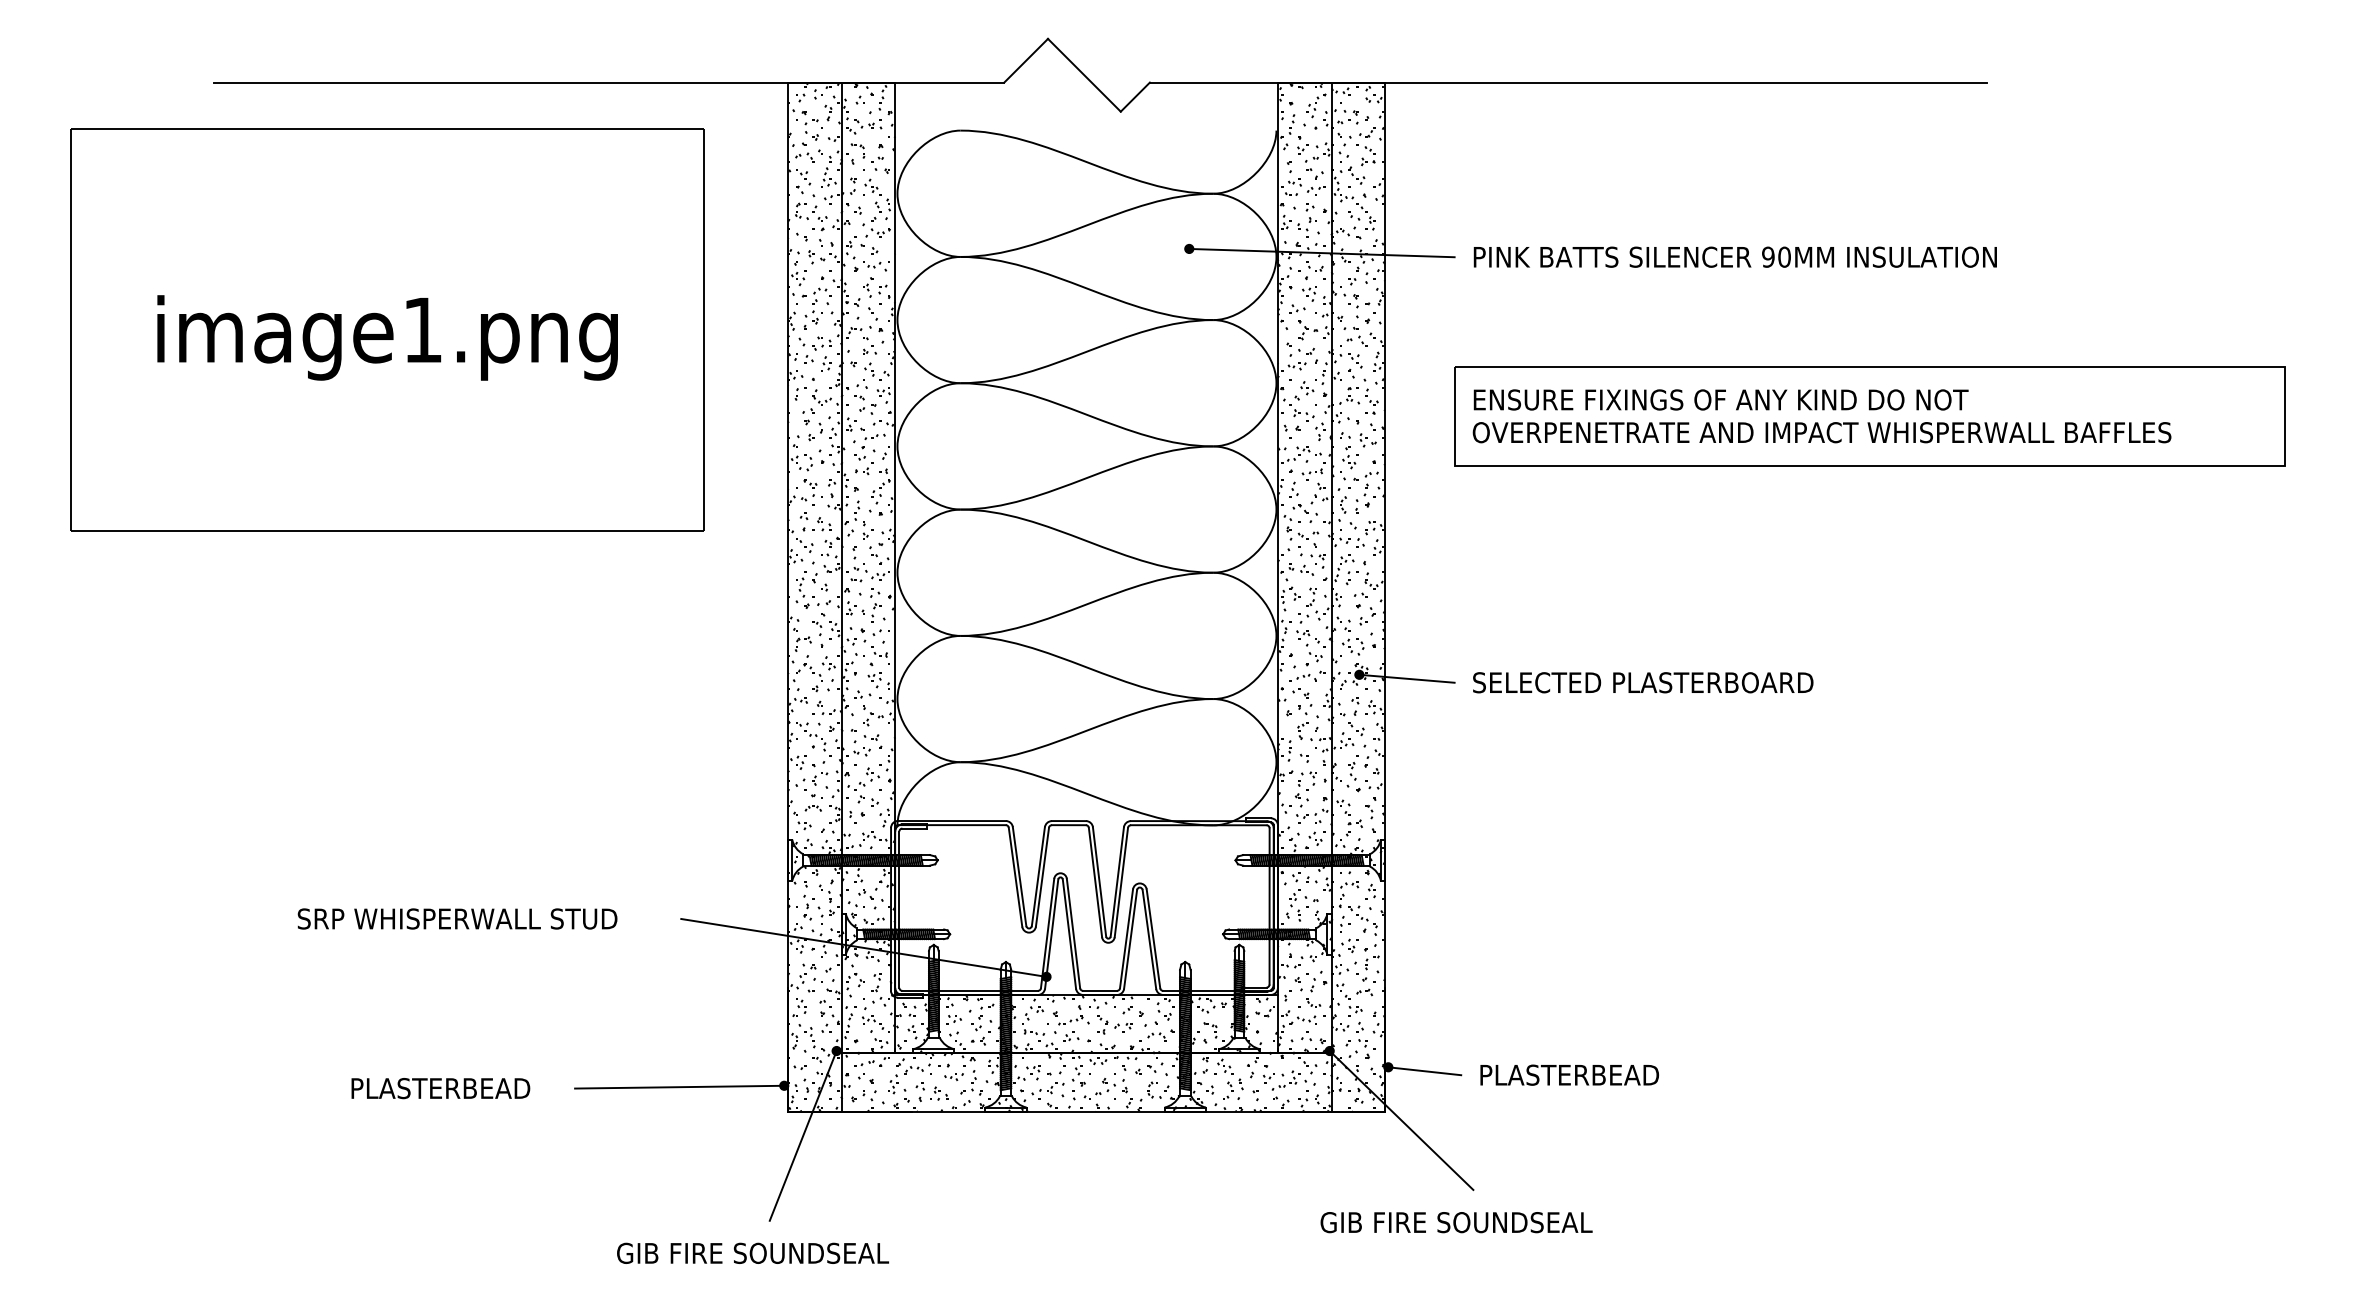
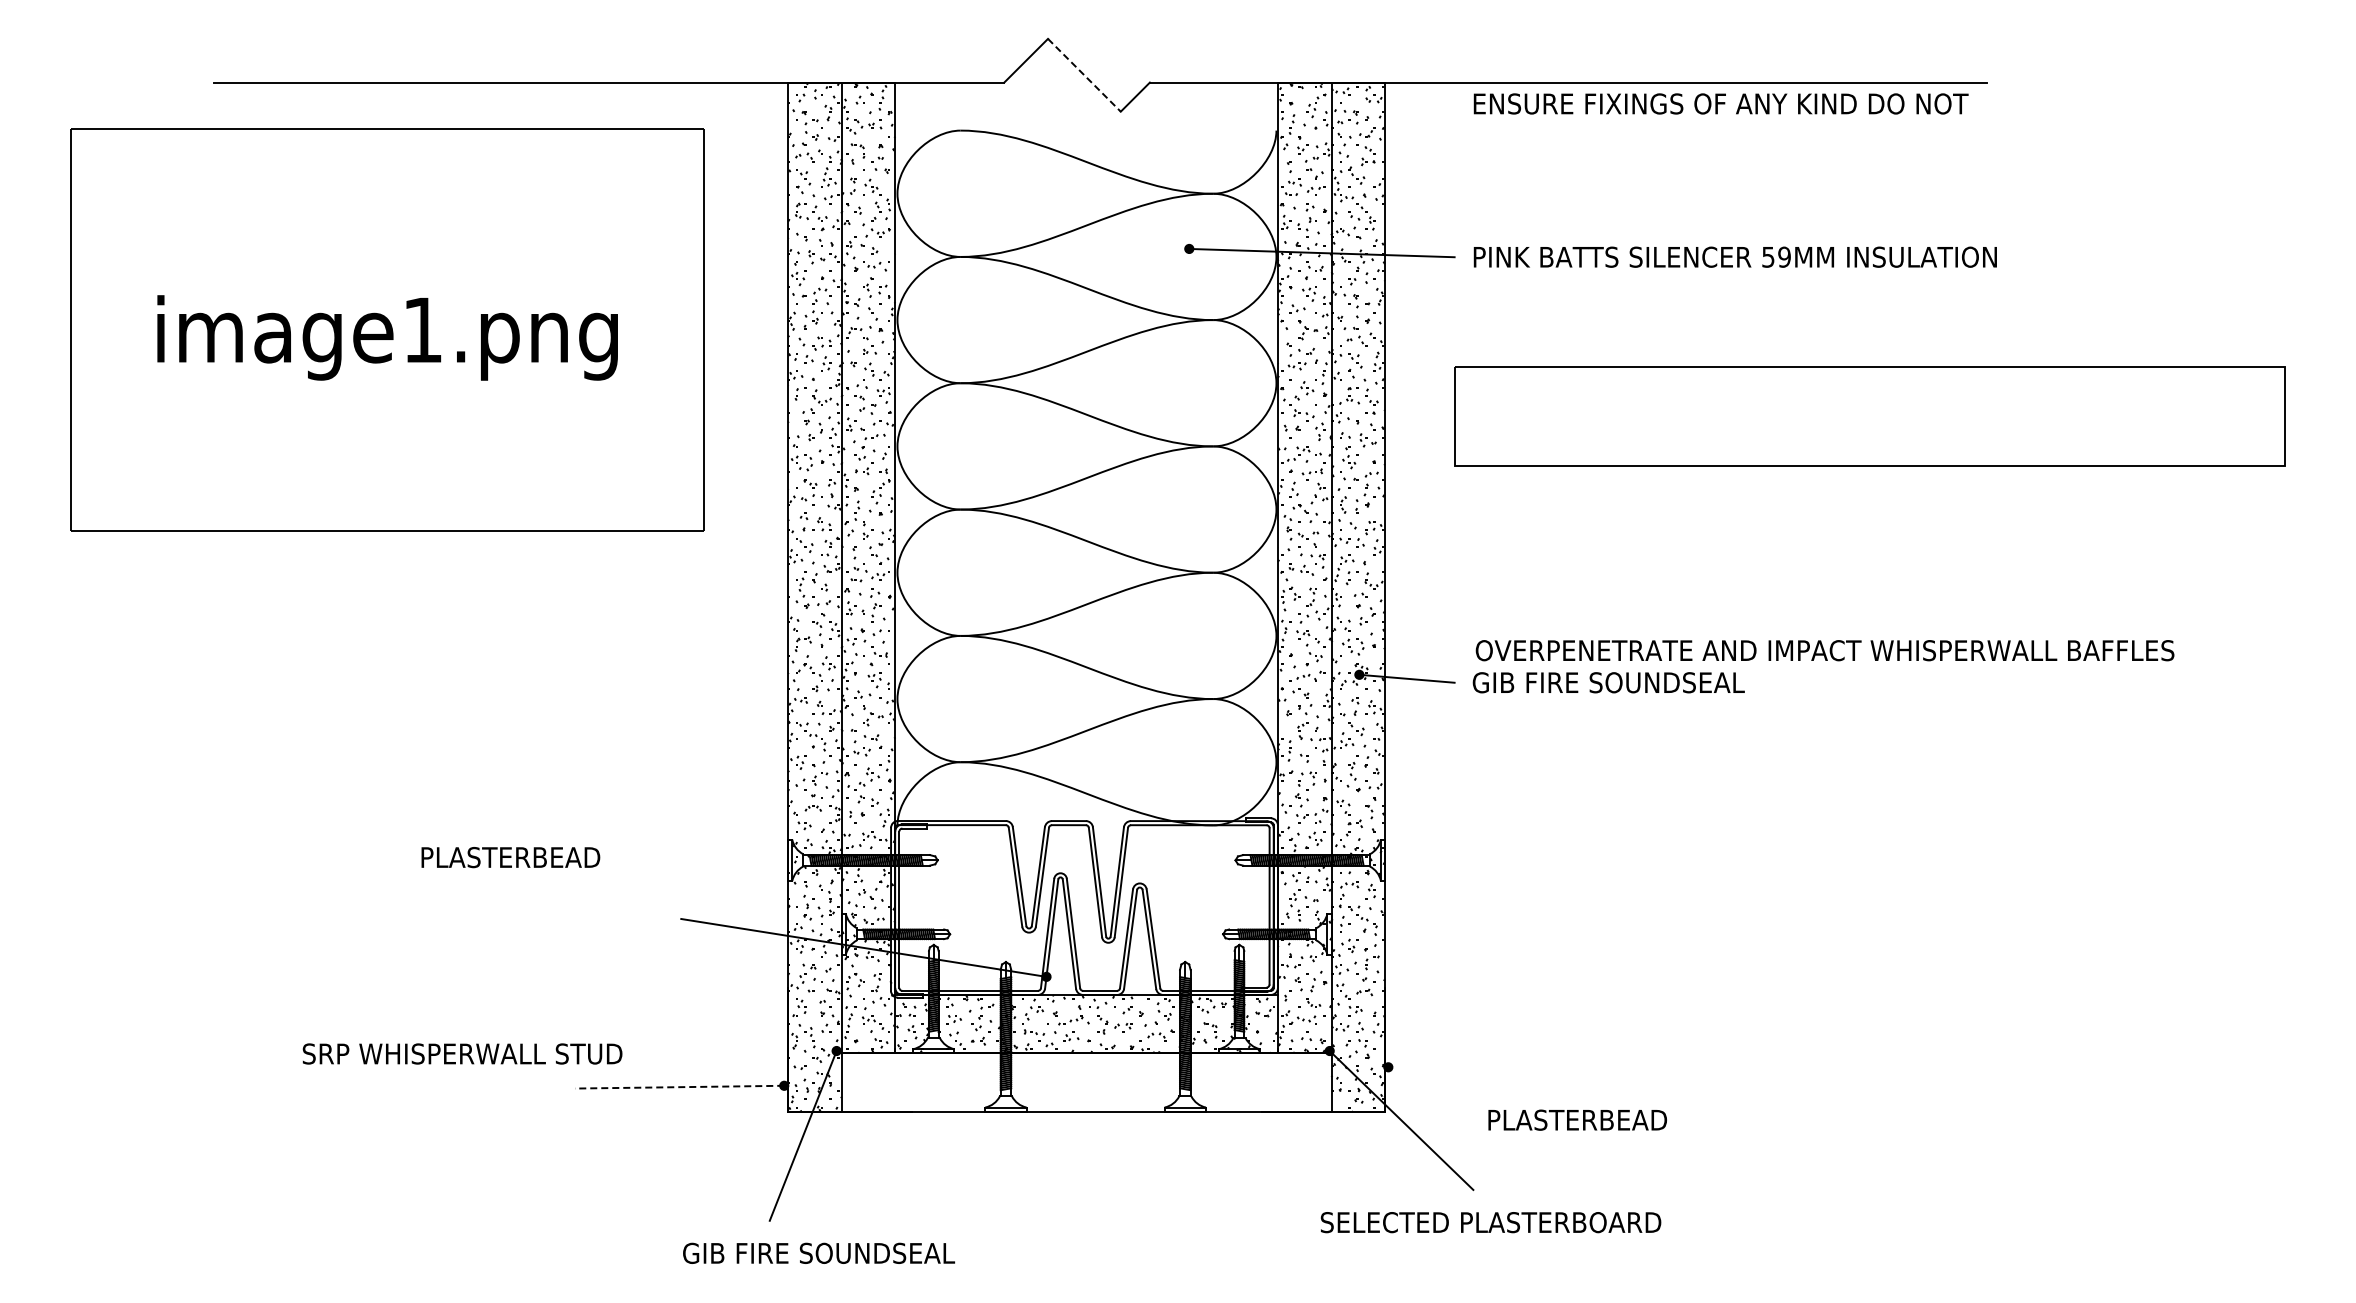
line: solid -> dashed (1084, 75)
text: 90MM -> 59MM (1776, 256)
text position: (1720, 399) -> (1720, 103) (1720, 103)
text position: (1821, 432) -> (1824, 650) (1824, 650)
text: SELECTED PLASTERBOARD -> GIB FIRE SOUNDSEAL (1642, 682)
text position: (457, 918) -> (462, 1053) (462, 1053)
line: present -> none (1424, 1071)
text position: (1569, 1074) -> (1577, 1119) (1577, 1119)
hatch: present -> none (1086, 1082)
line: solid -> dashed (679, 1087)
text position: (440, 1088) -> (510, 857) (510, 857)
text: GIB FIRE SOUNDSEAL -> SELECTED PLASTERBOARD (1490, 1222)
text position: (752, 1252) -> (818, 1252) (818, 1252)
